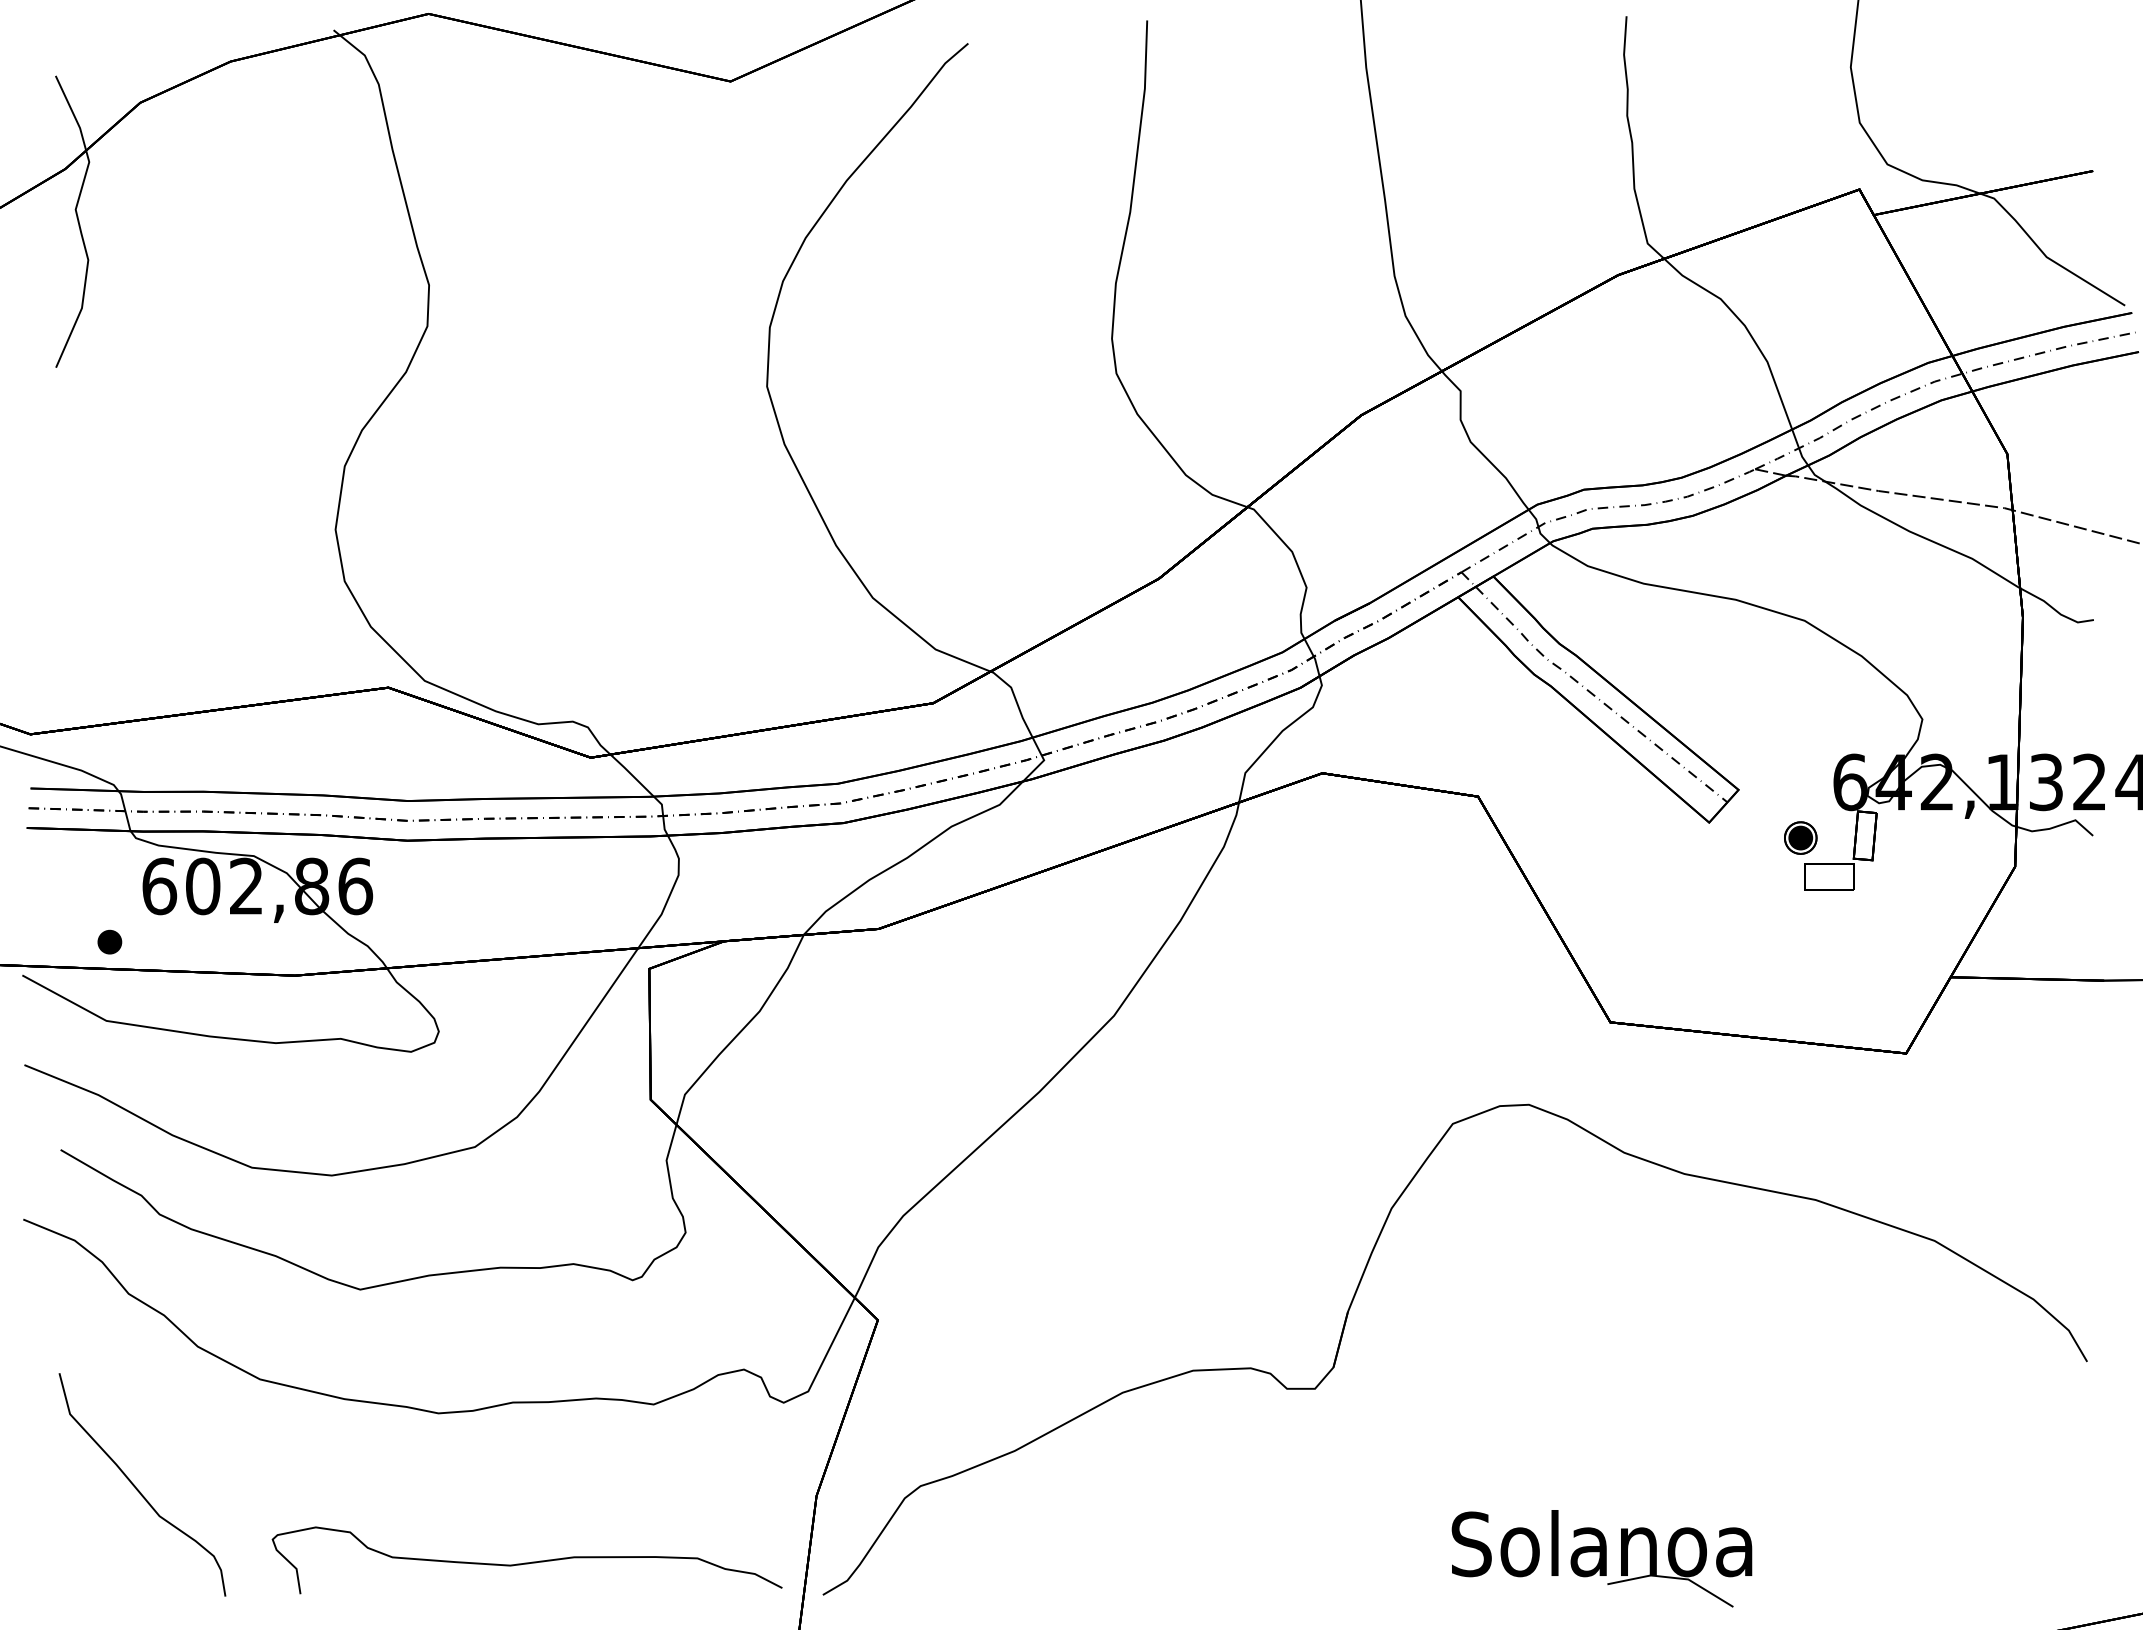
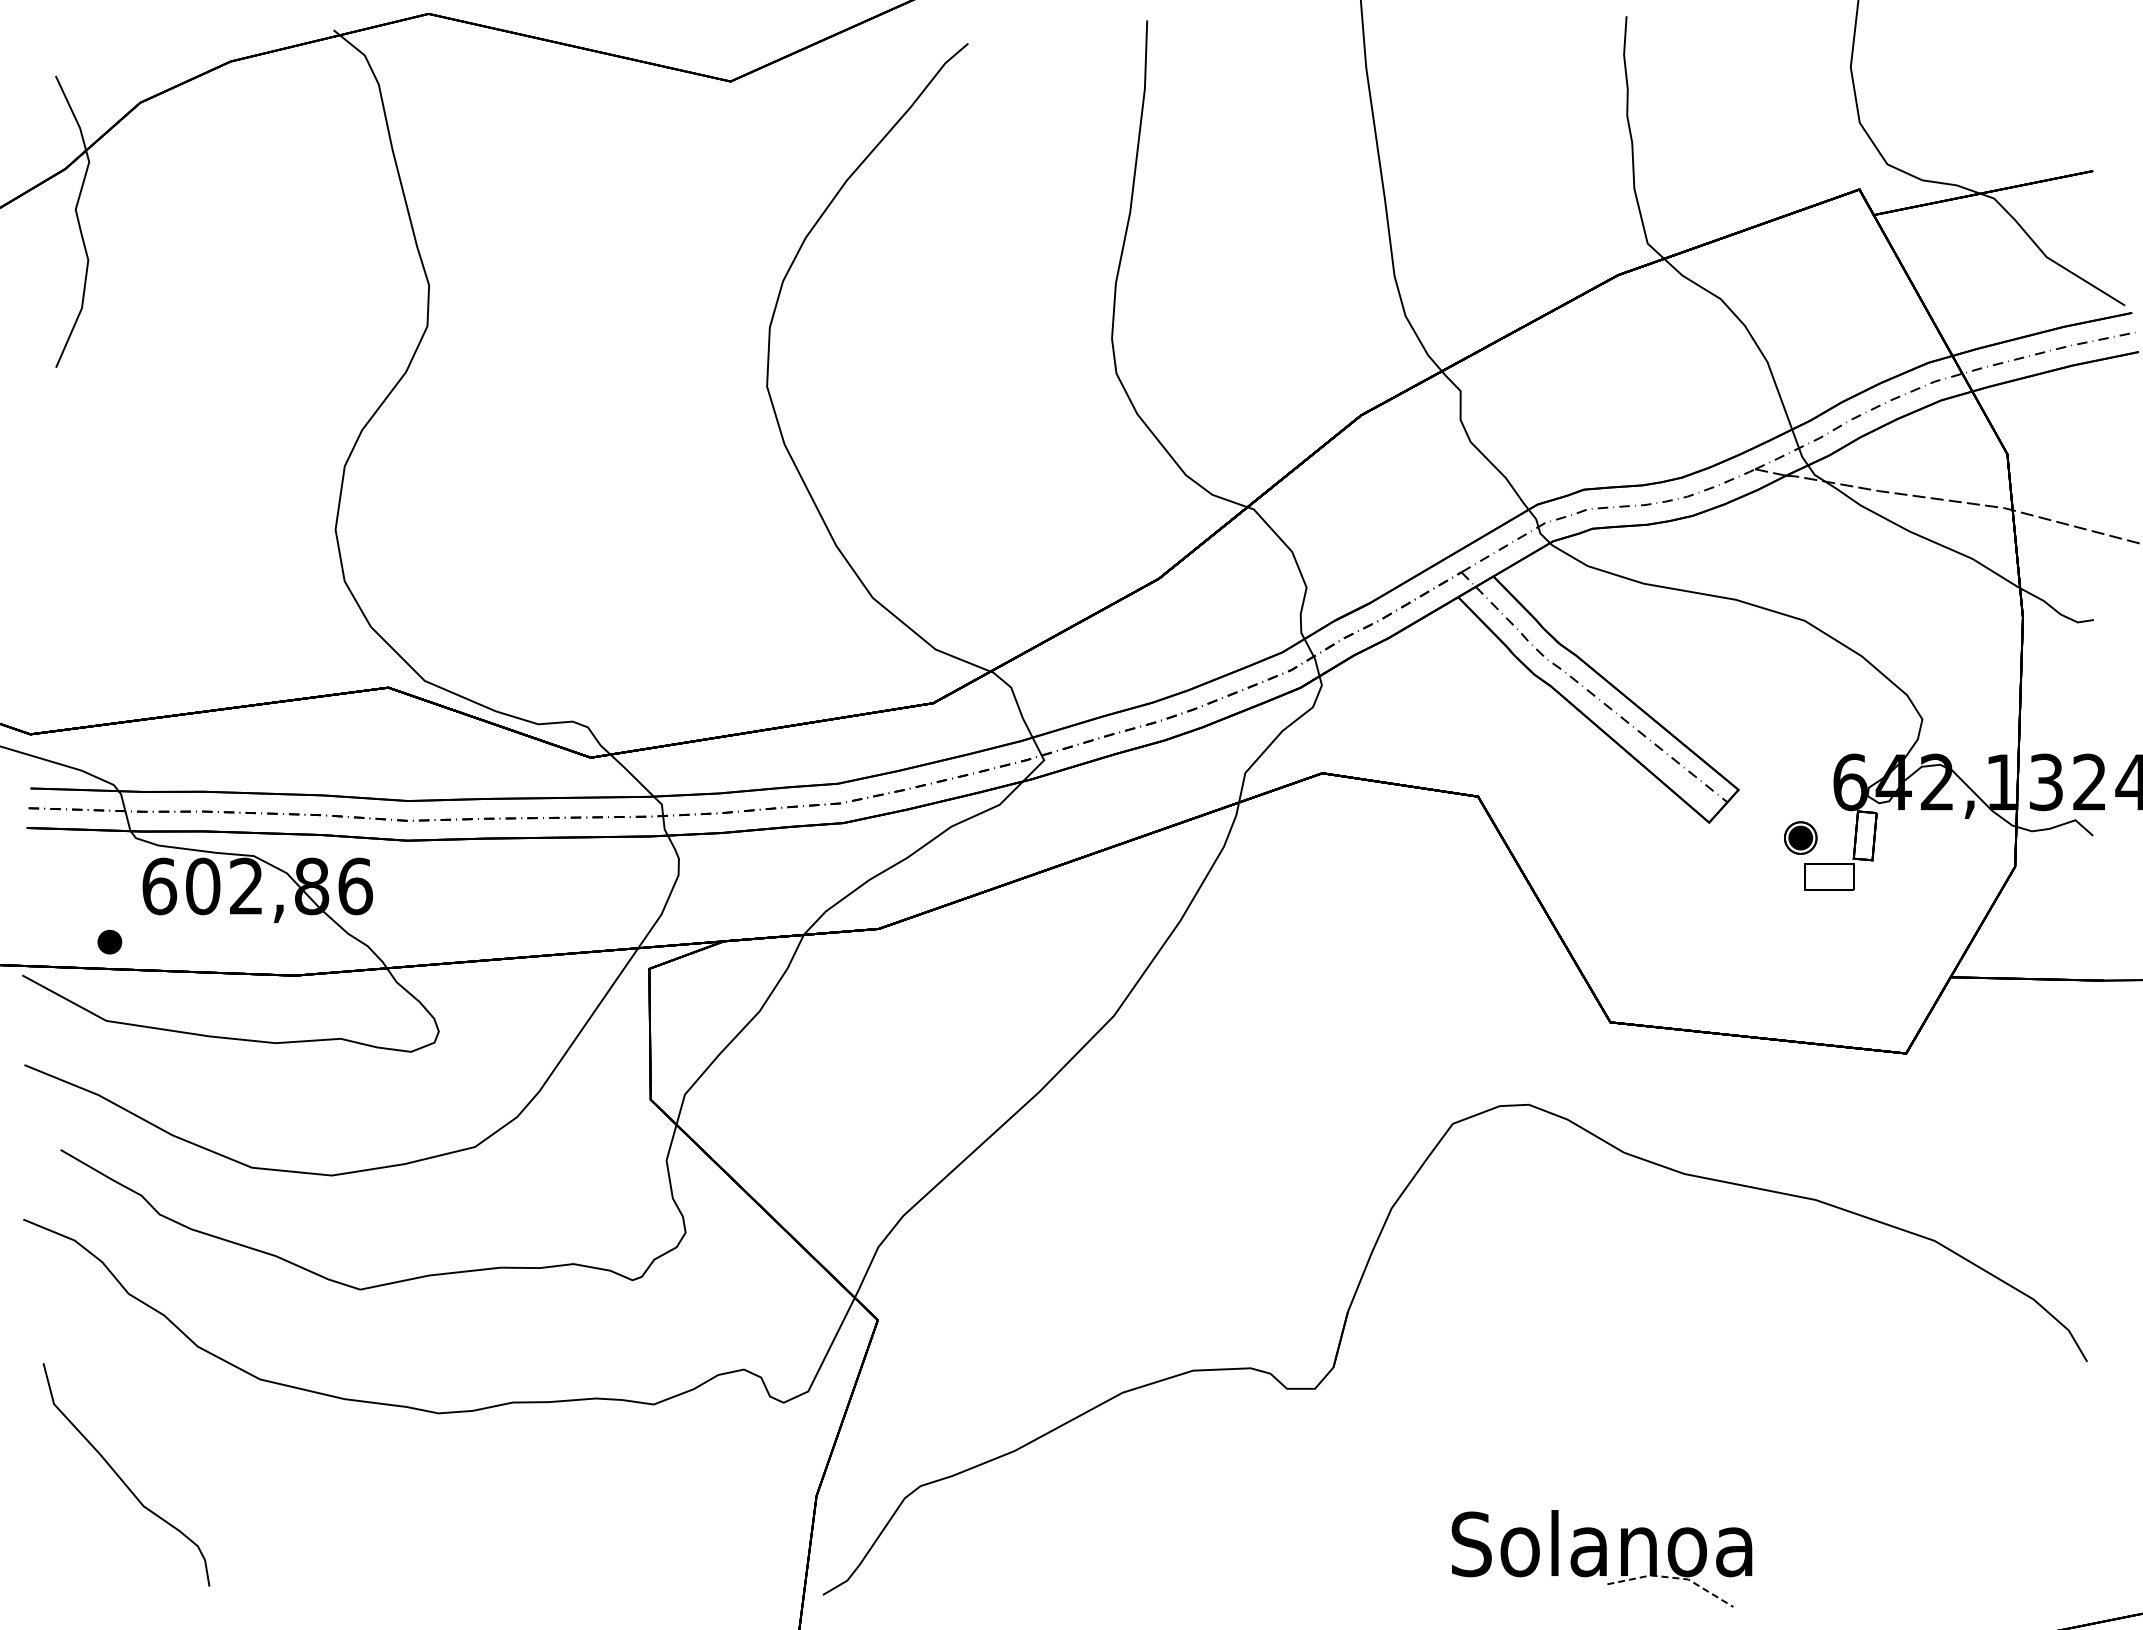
curve position: (137, 1488) -> (121, 1478) (121, 1478)
curve: present -> none (526, 1562)
line: solid -> dashed (1673, 1577)
